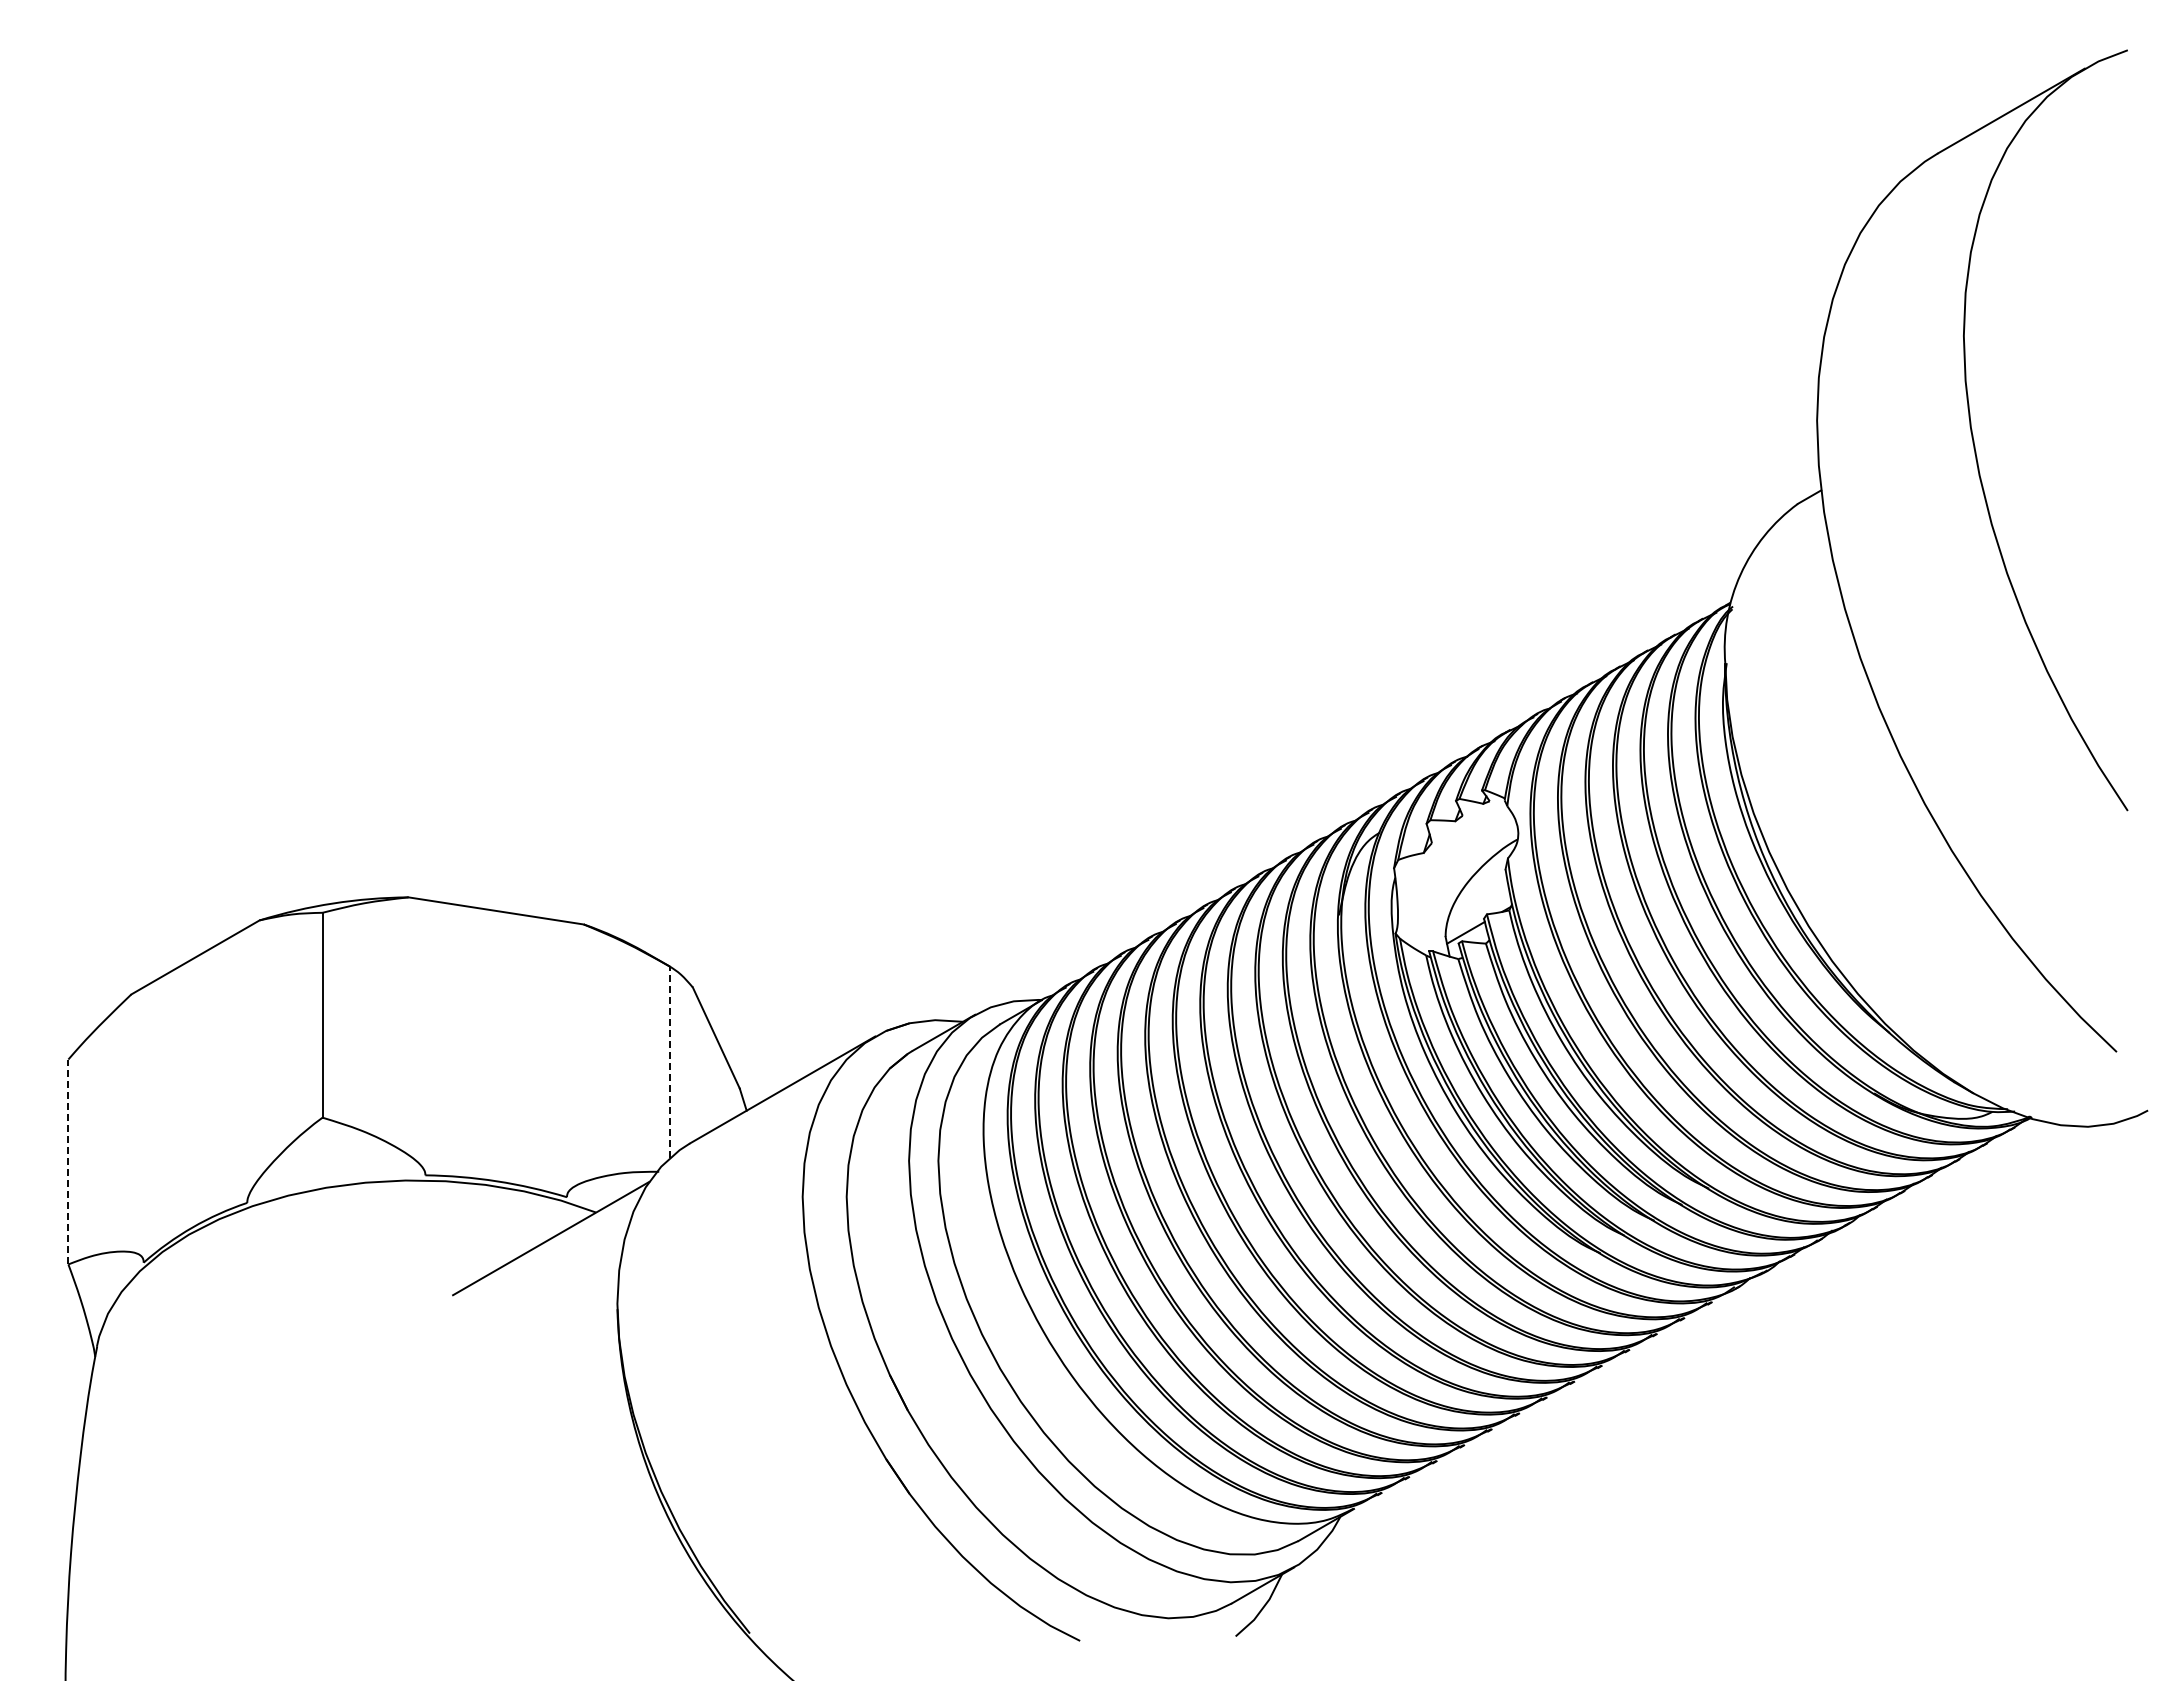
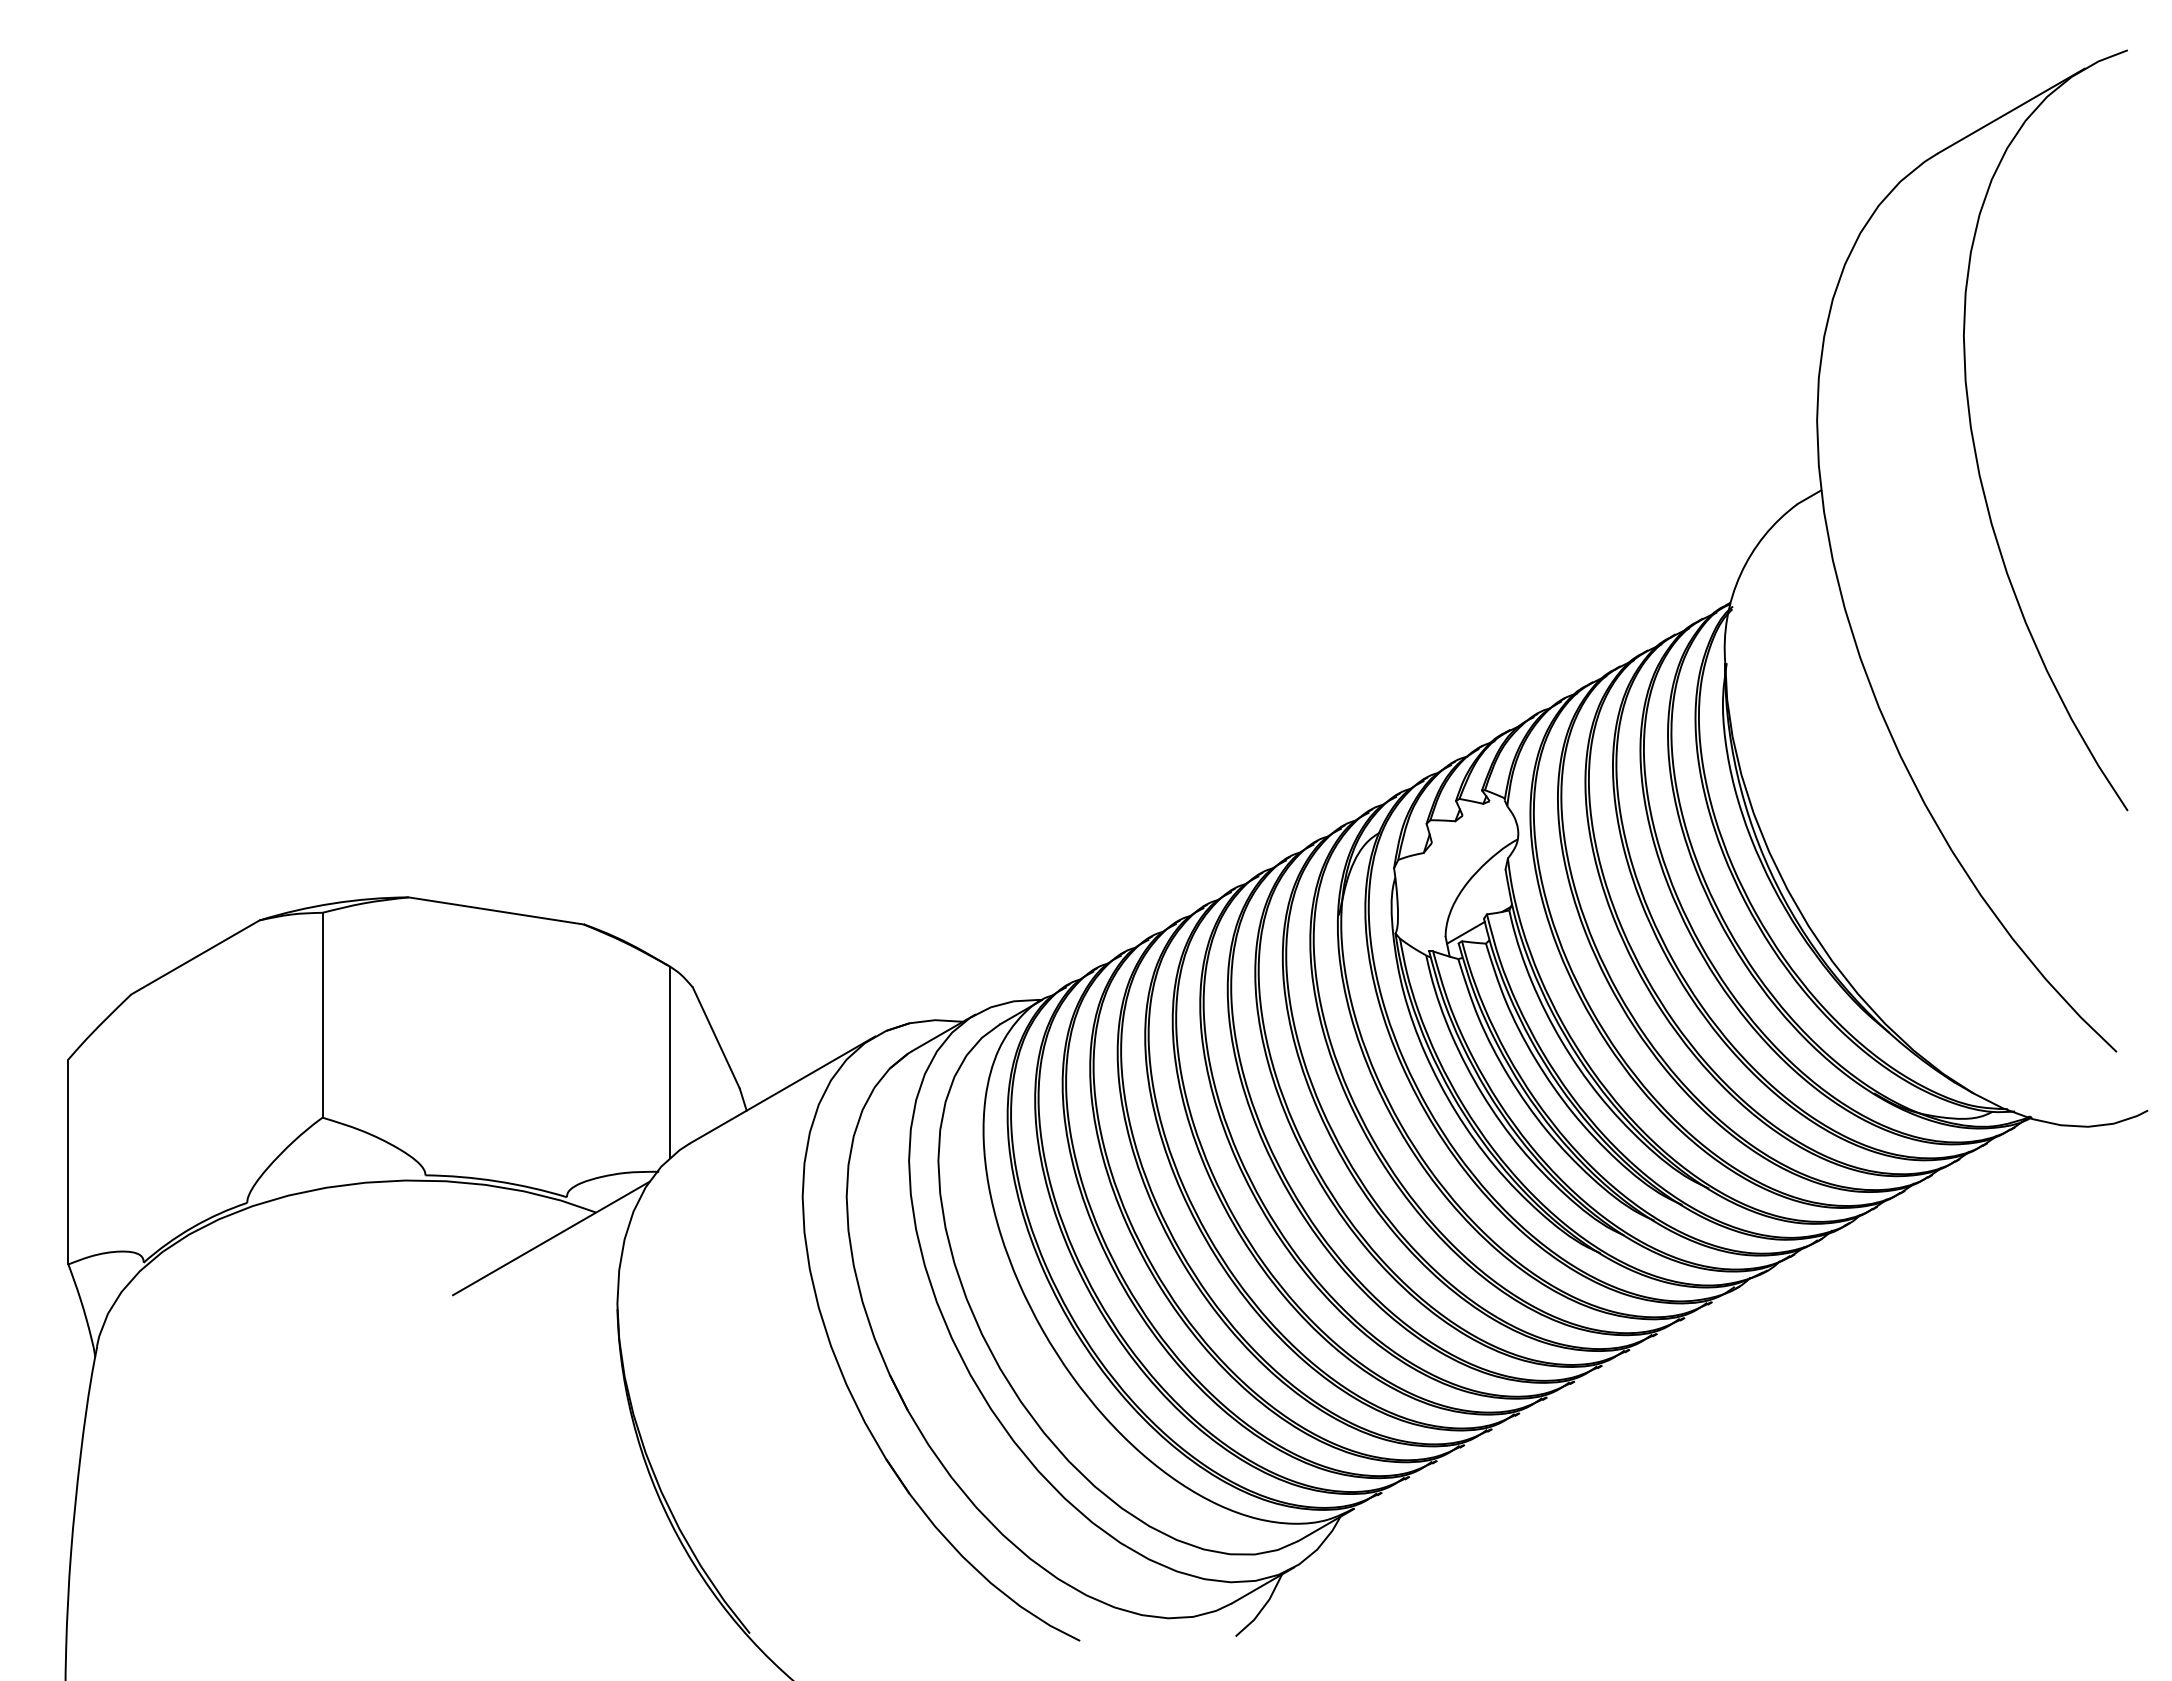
line: dashed -> solid (669, 1062)
line: dashed -> solid (68, 1161)
